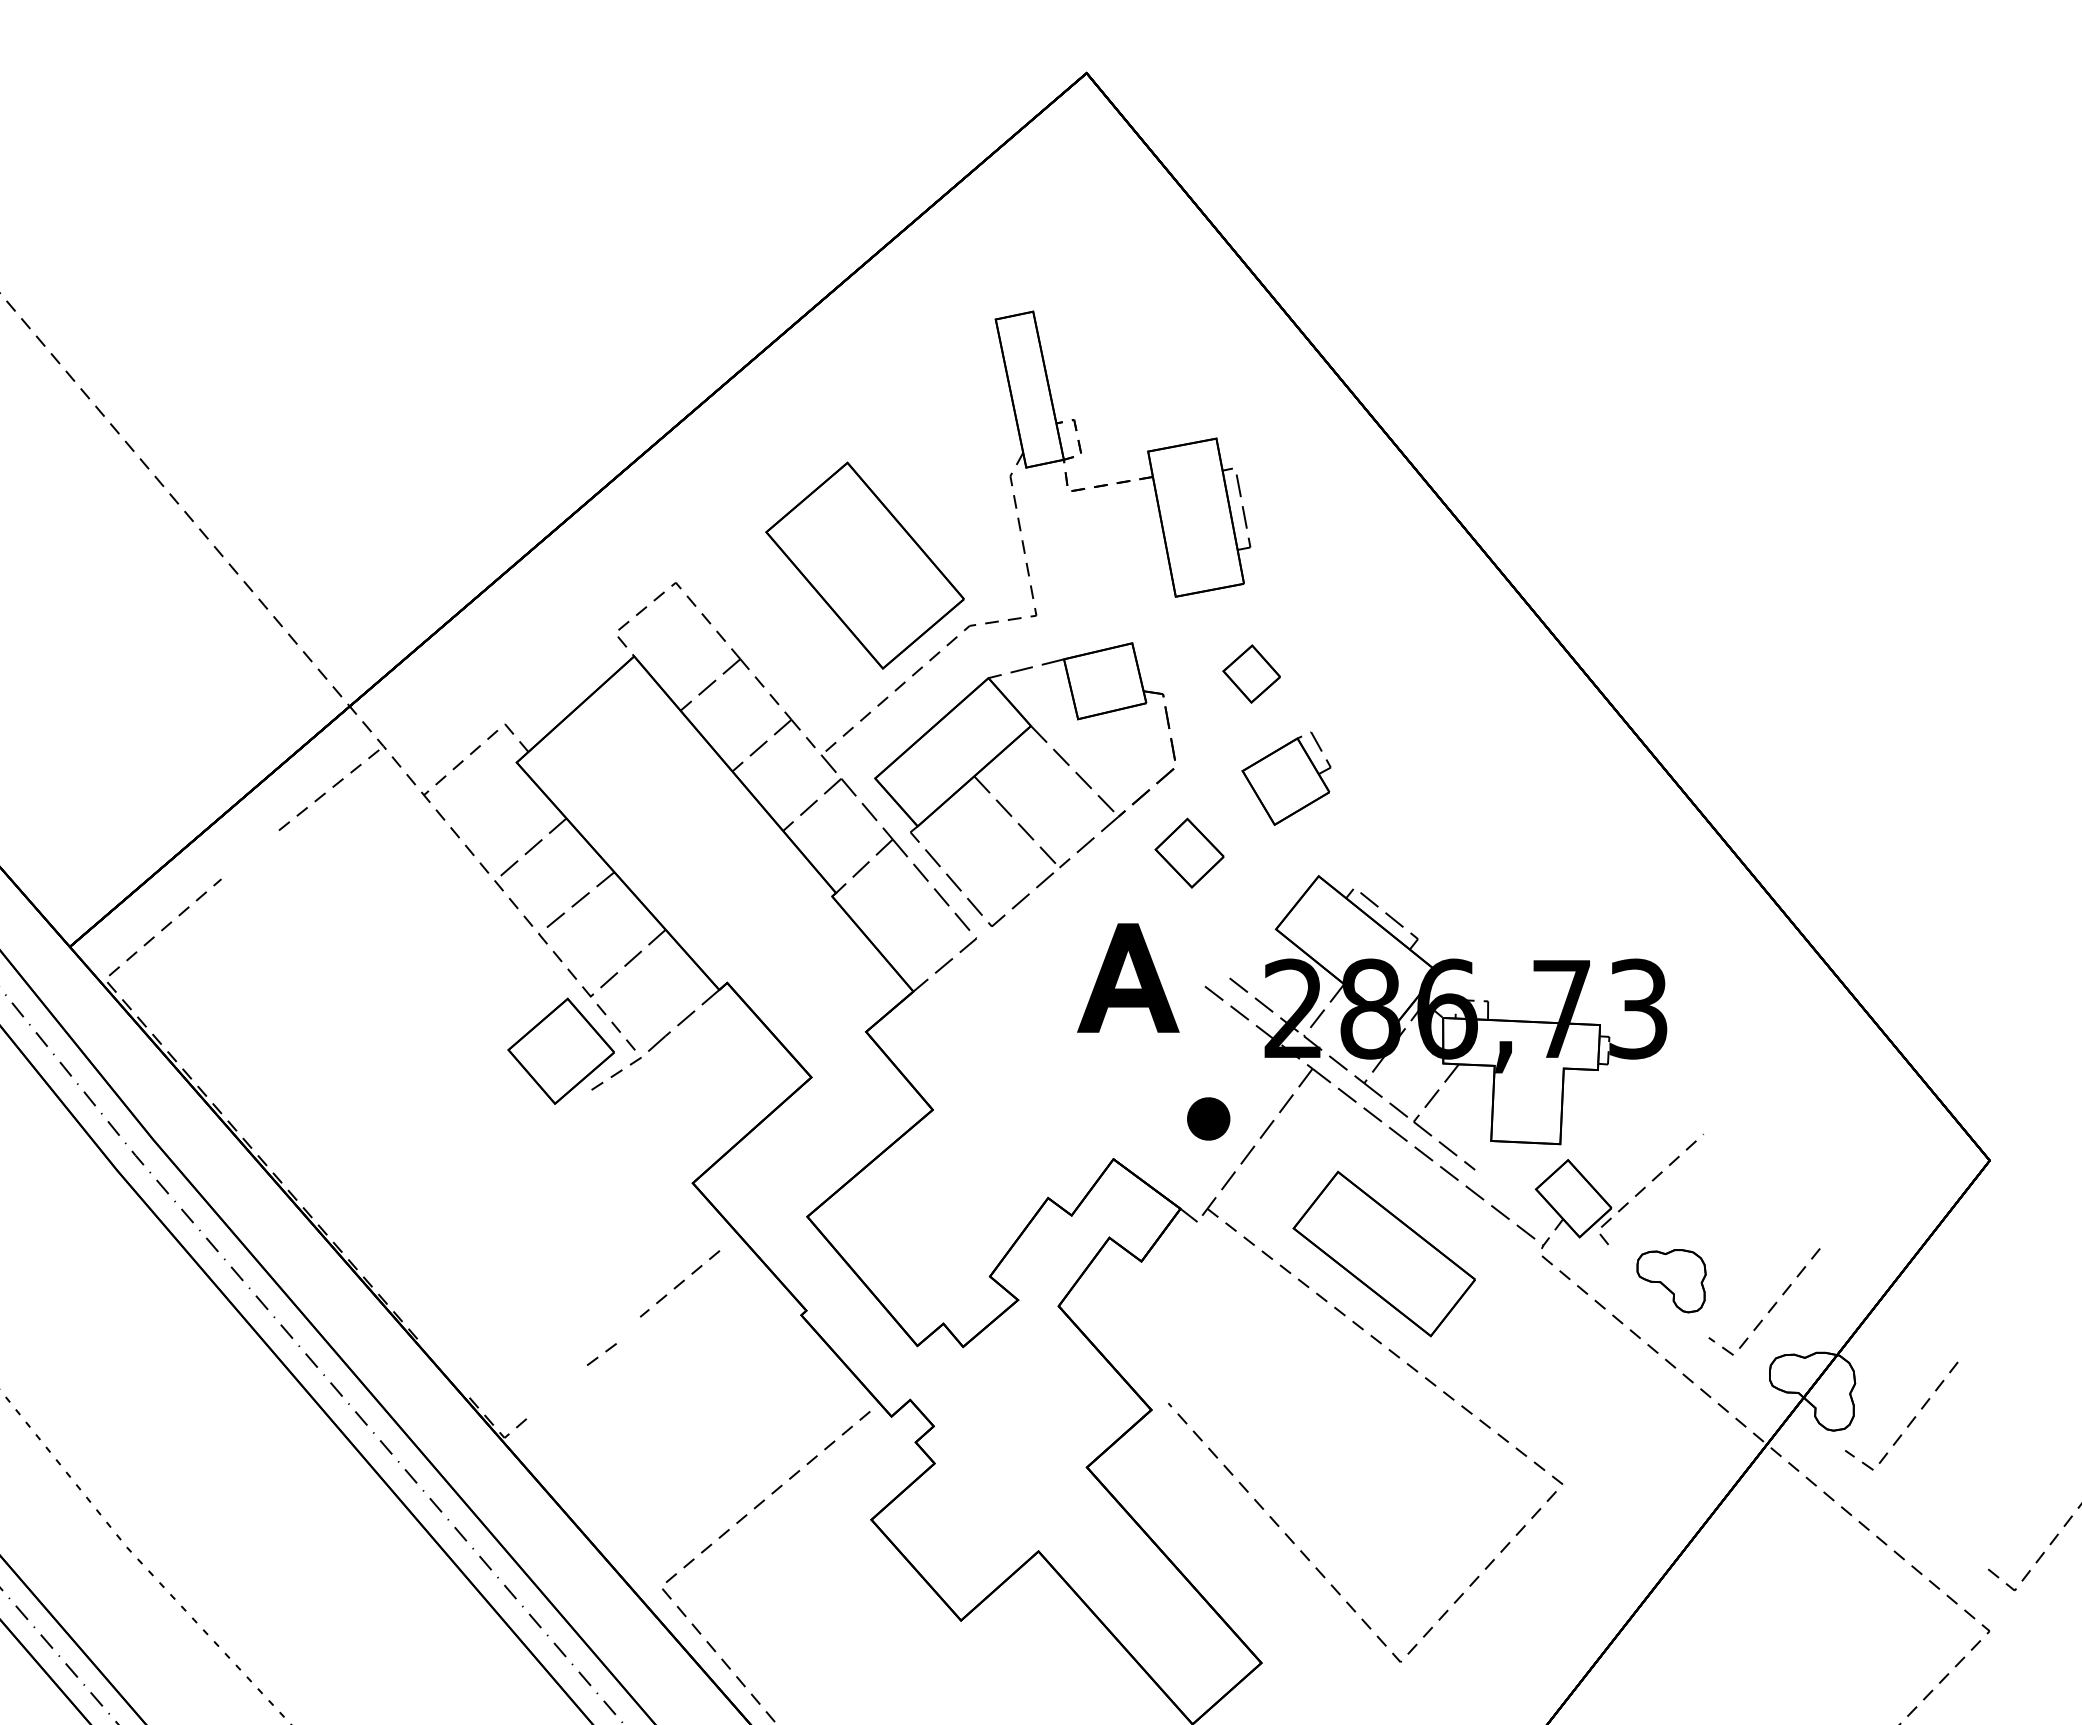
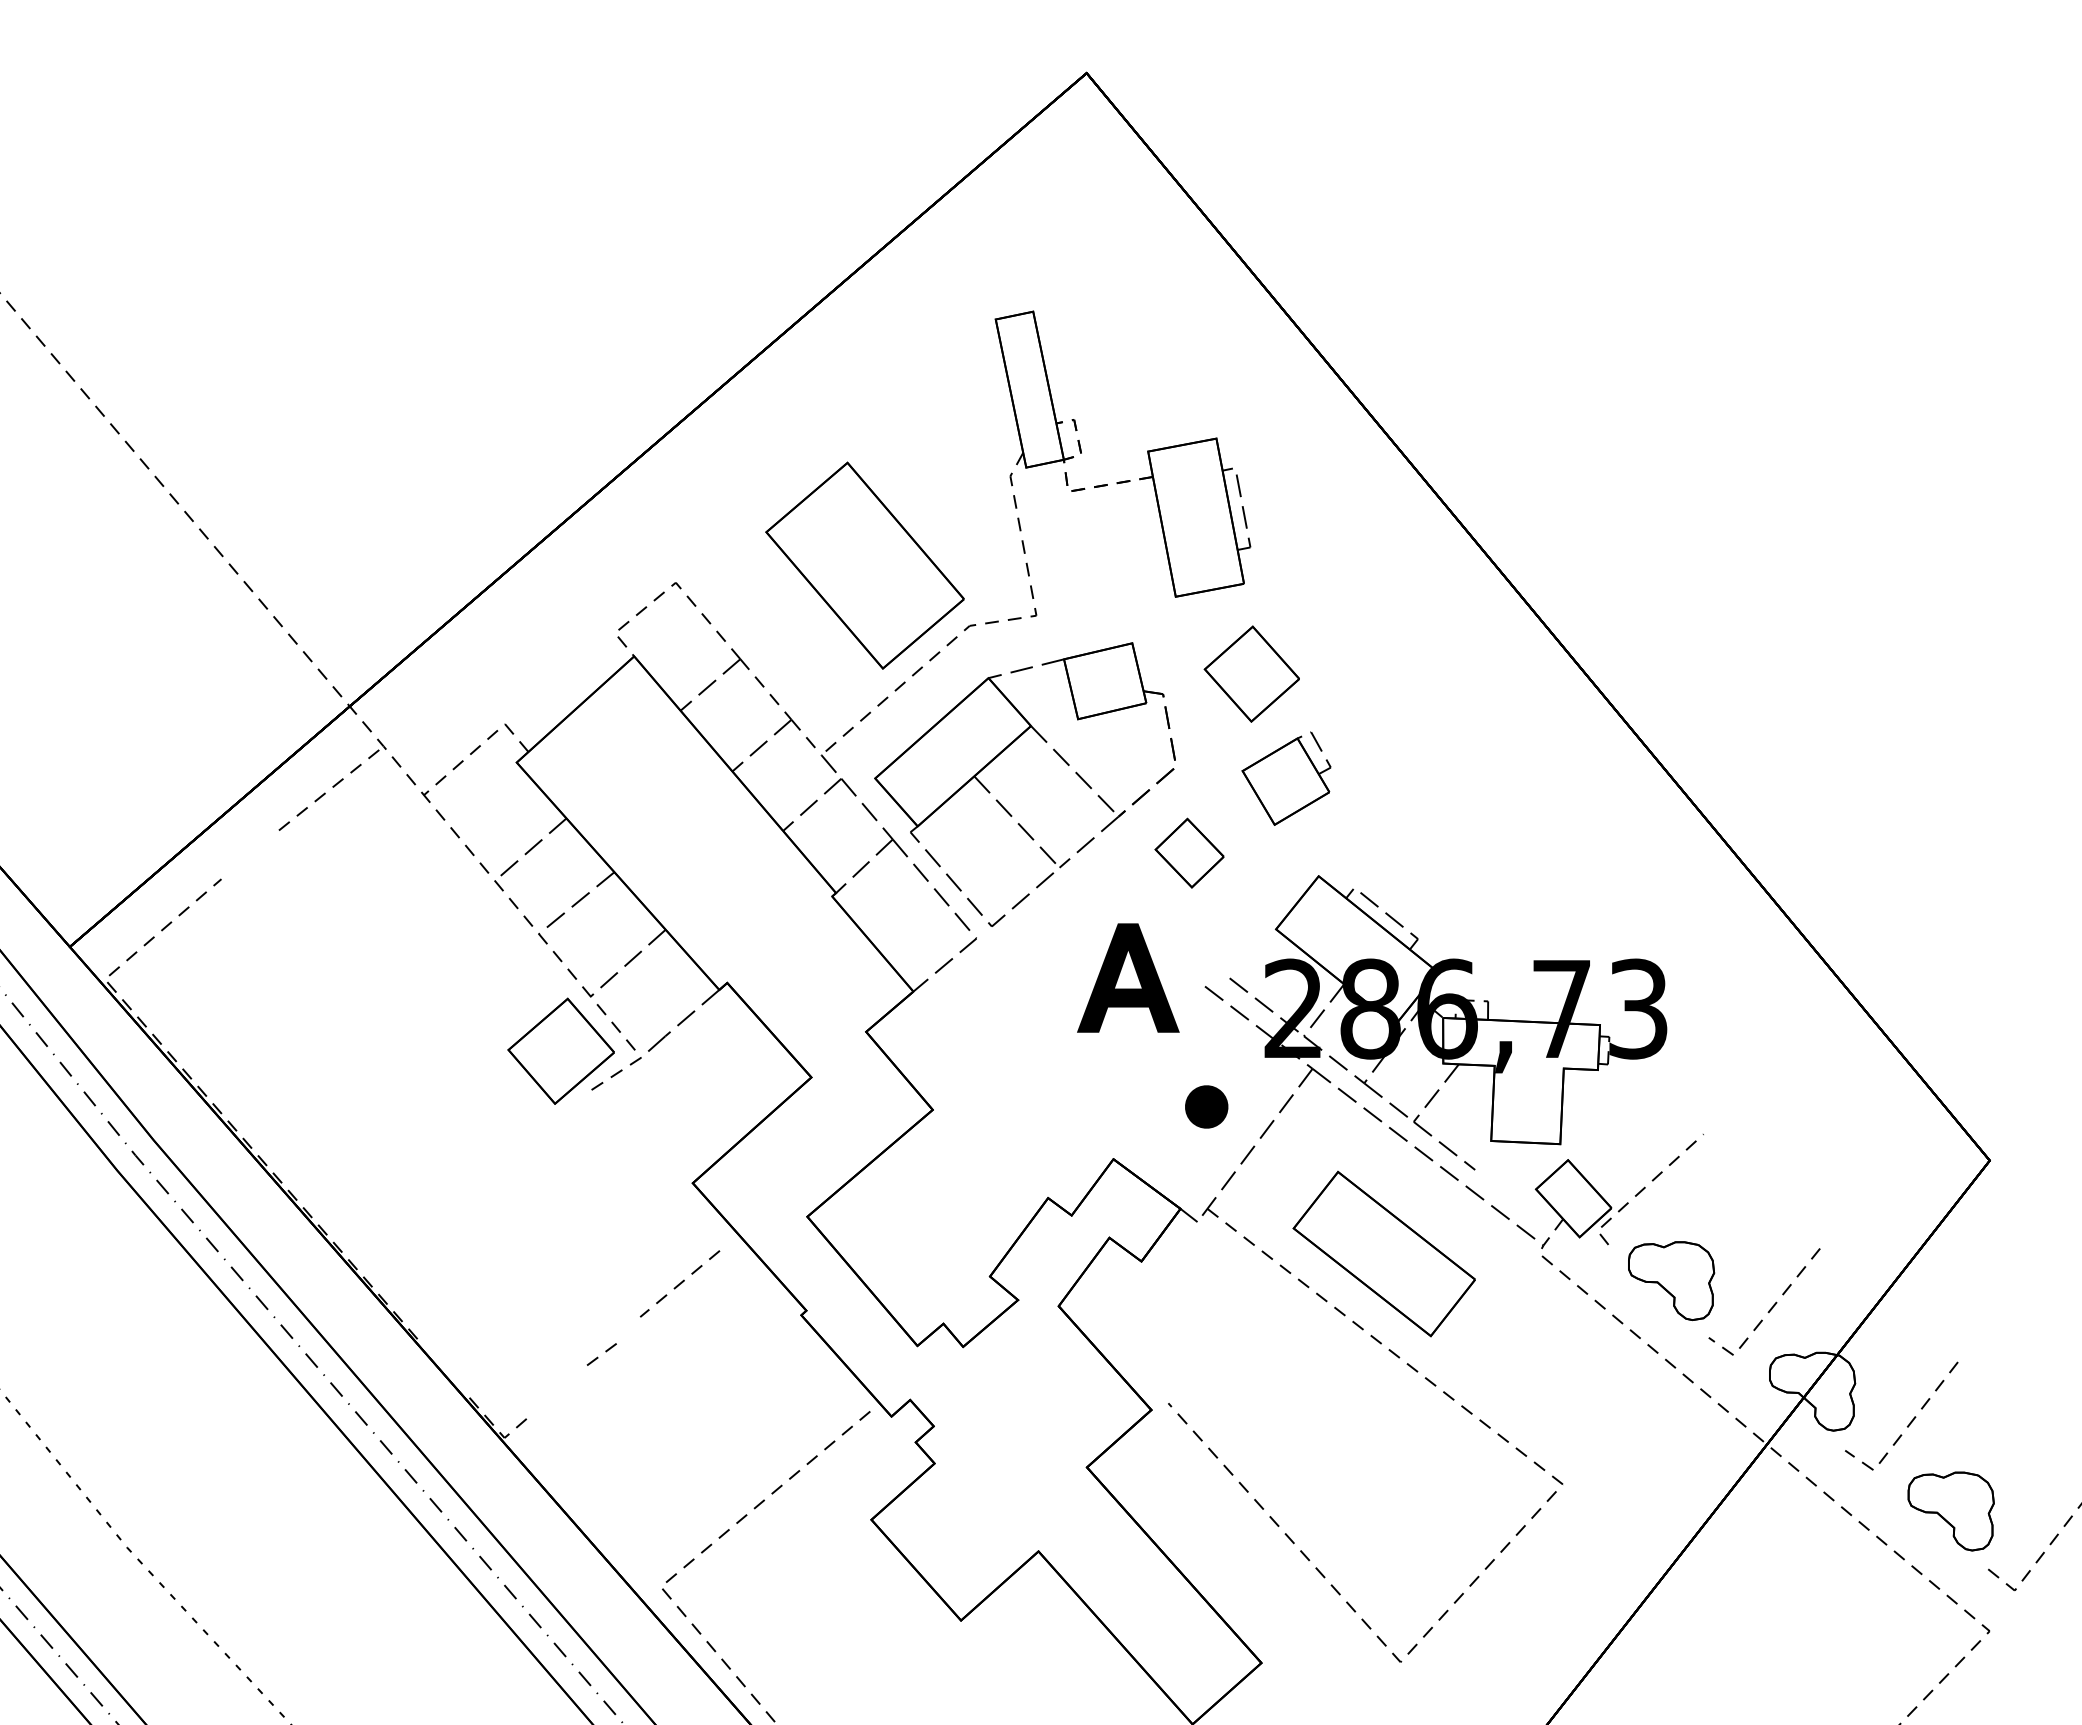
part size: 59x60 px -> 97x98 px (1251, 673)
part position: (1208, 1118) -> (1206, 1106) (1206, 1106)
part size: 71x65 px -> 88x81 px (1671, 1281)
part: none -> present (1950, 1511)
